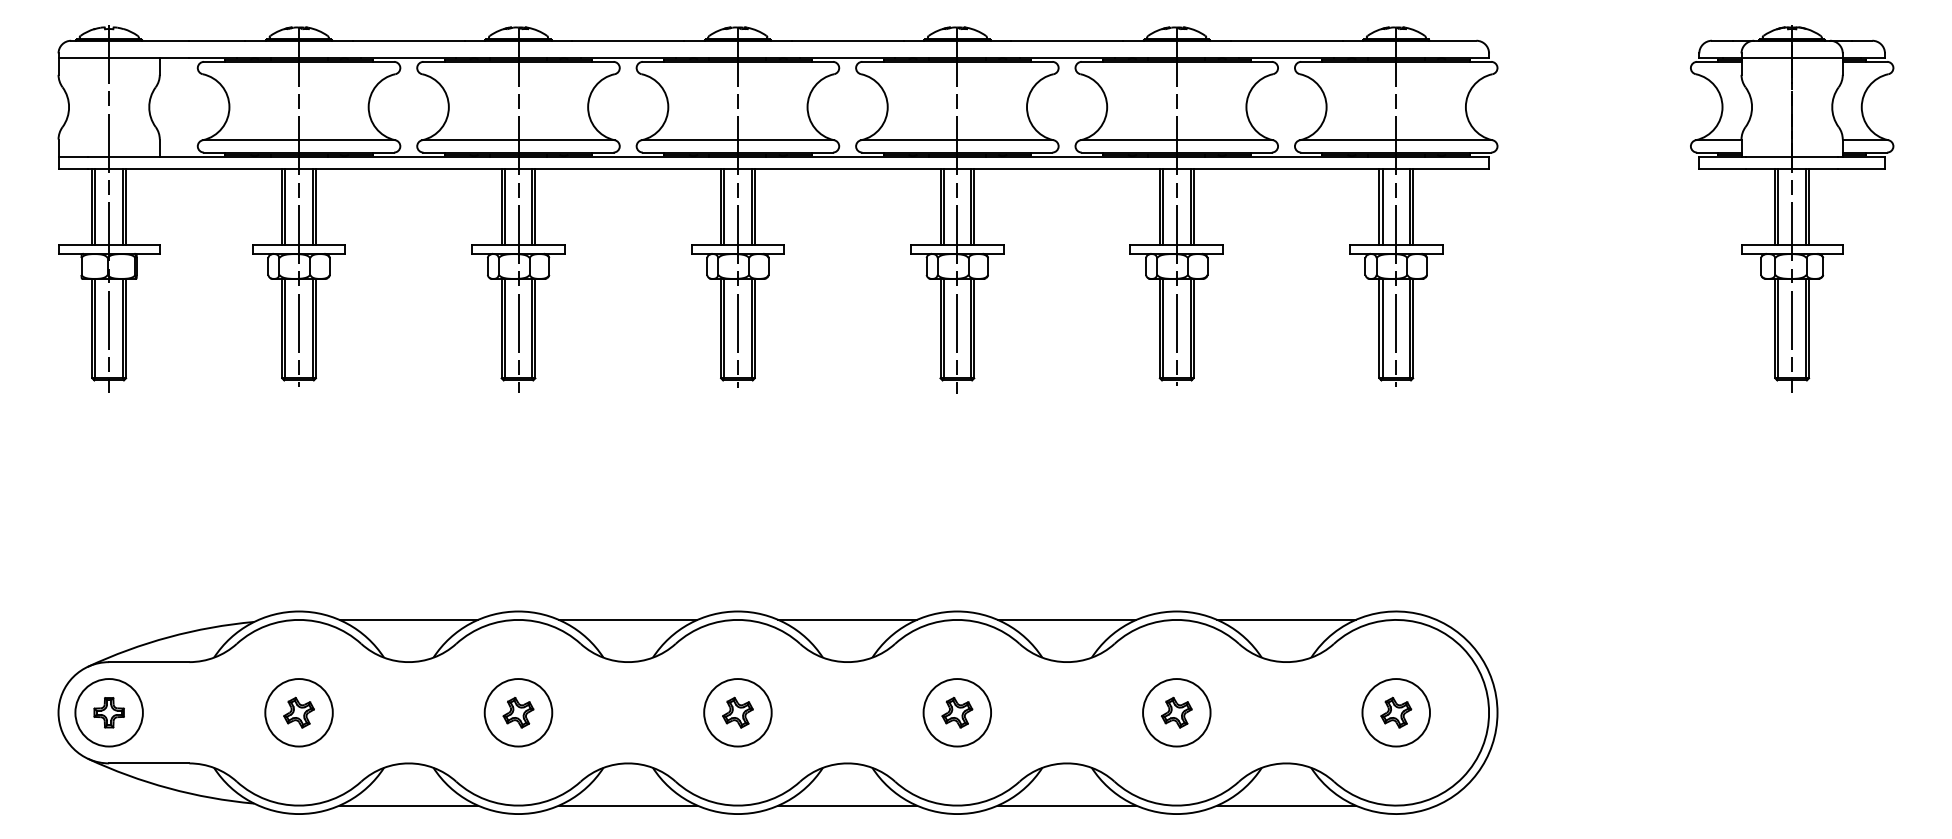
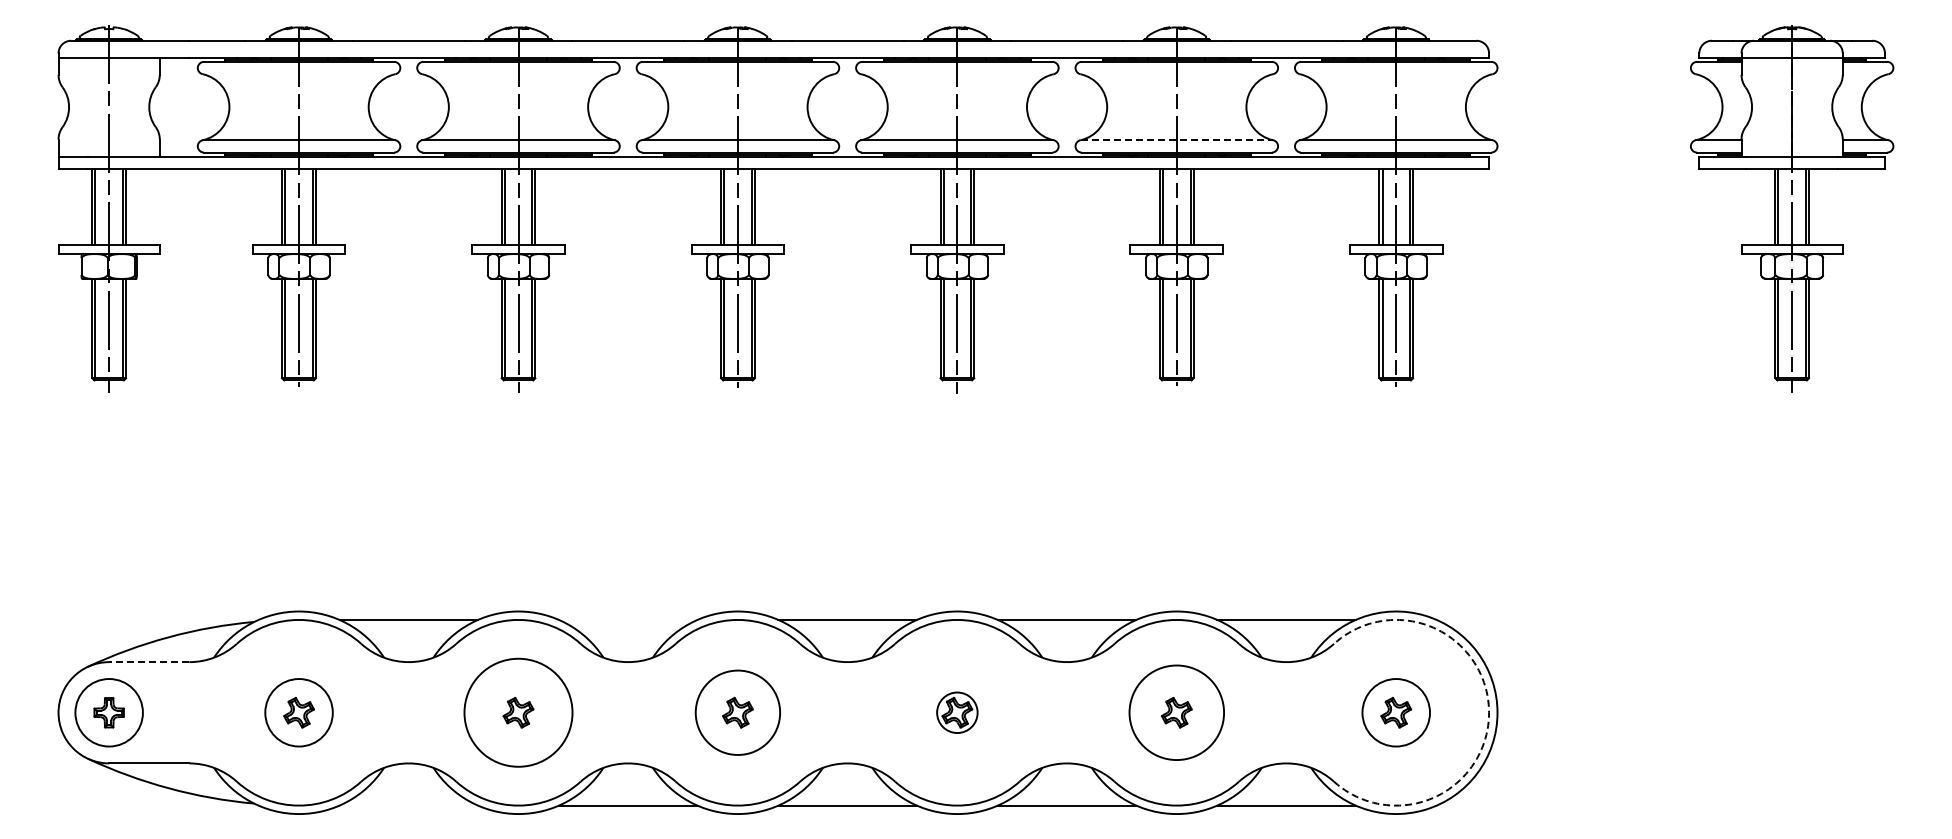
line: solid -> dashed (1177, 140)
line: present -> none (628, 619)
line: solid -> dashed (148, 662)
circle diameter: 68 px -> 108 px (518, 712)
circle diameter: 68 px -> 84 px (737, 712)
circle diameter: 68 px -> 41 px (957, 712)
circle diameter: 68 px -> 95 px (1176, 712)
arc: solid -> dashed (1489, 712)
line: present -> none (408, 805)
